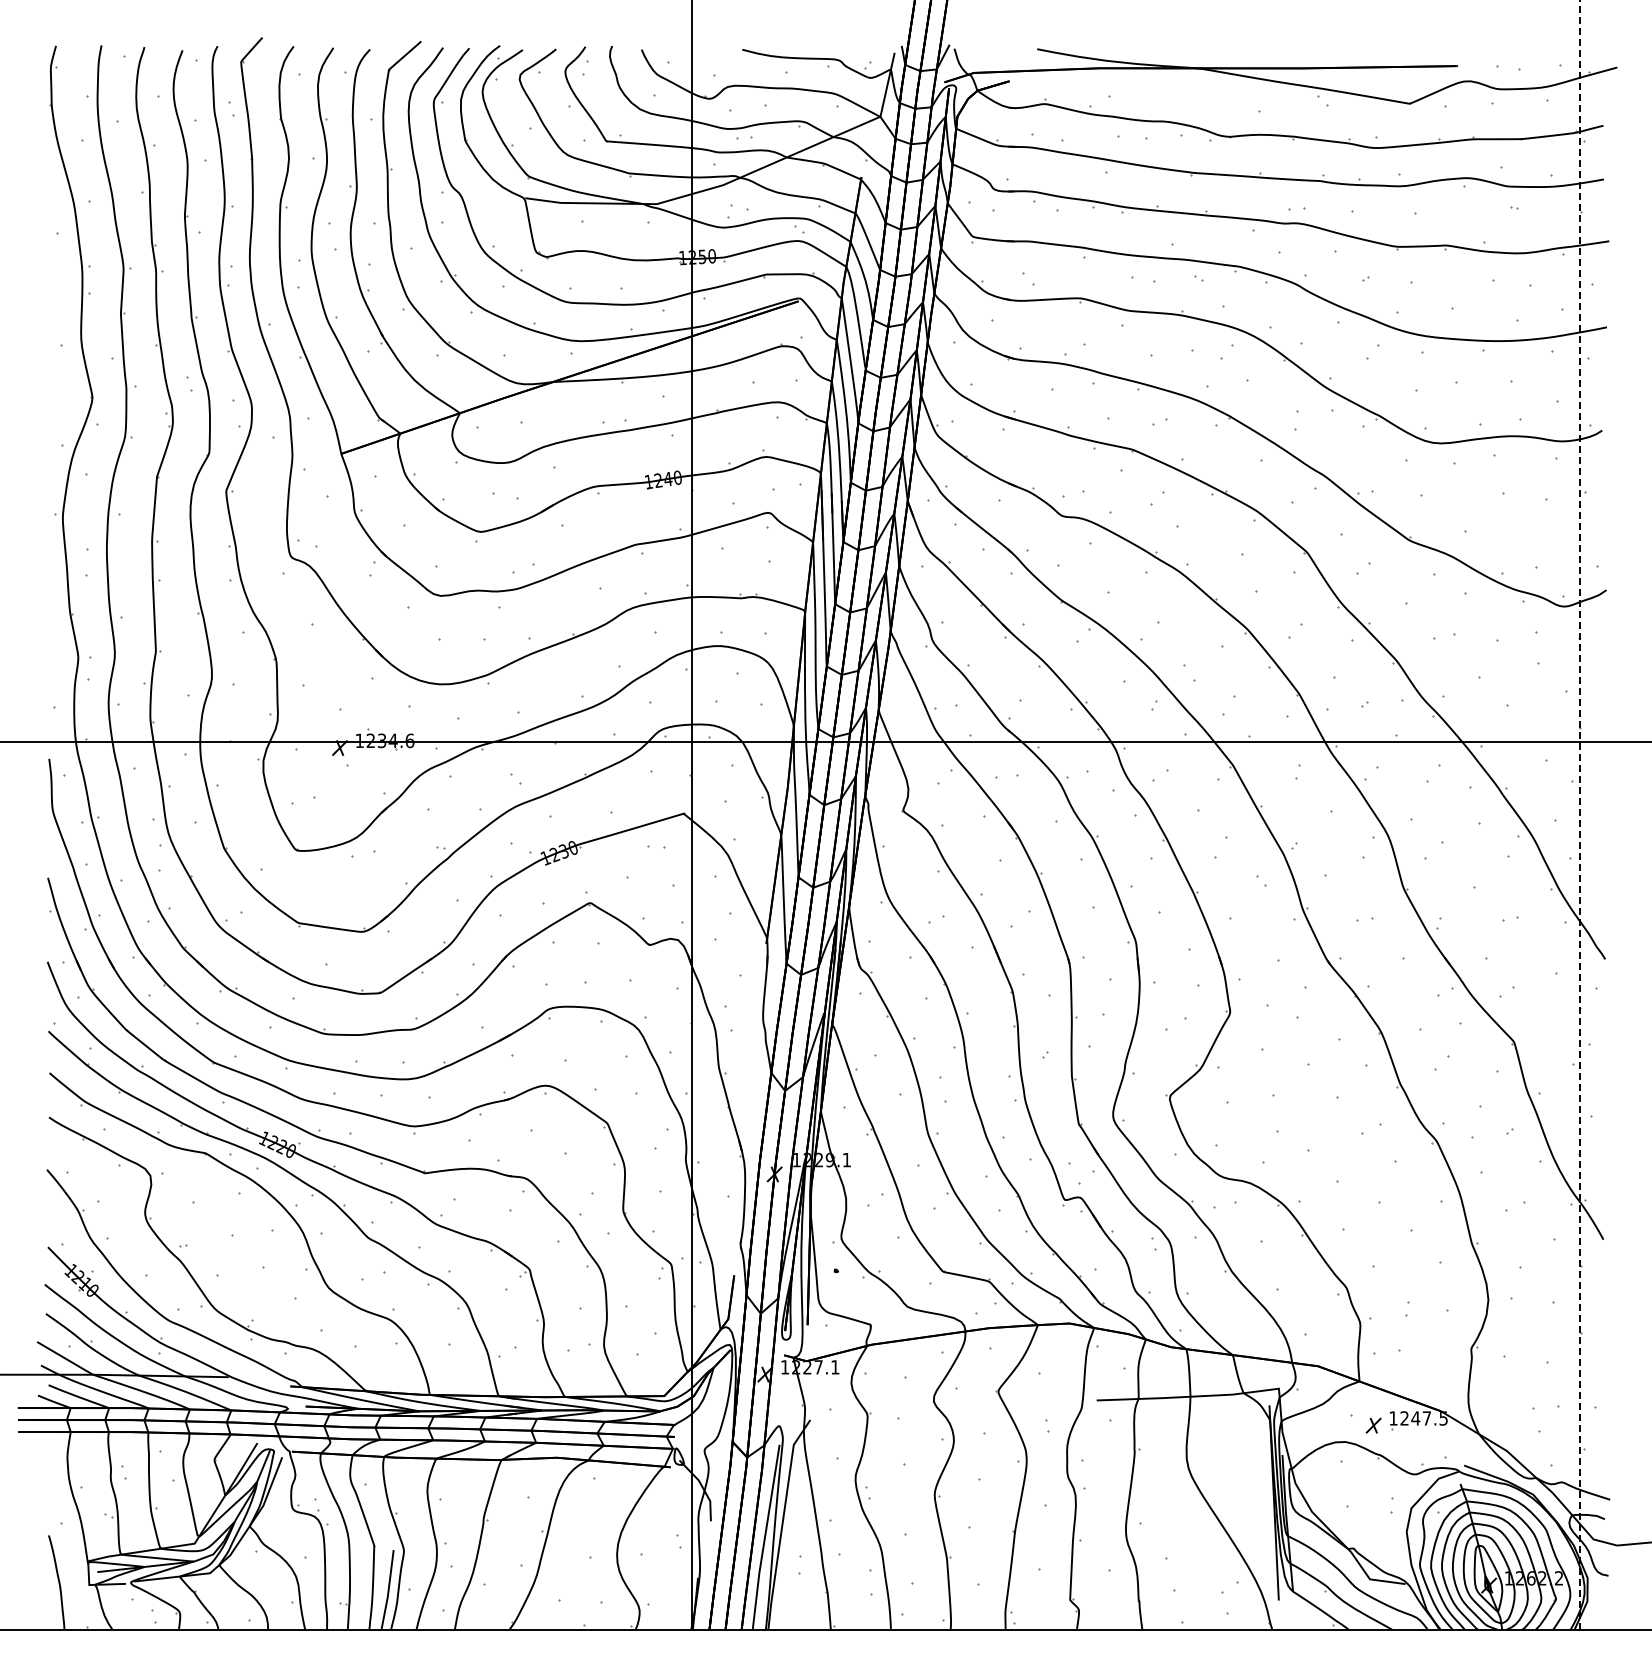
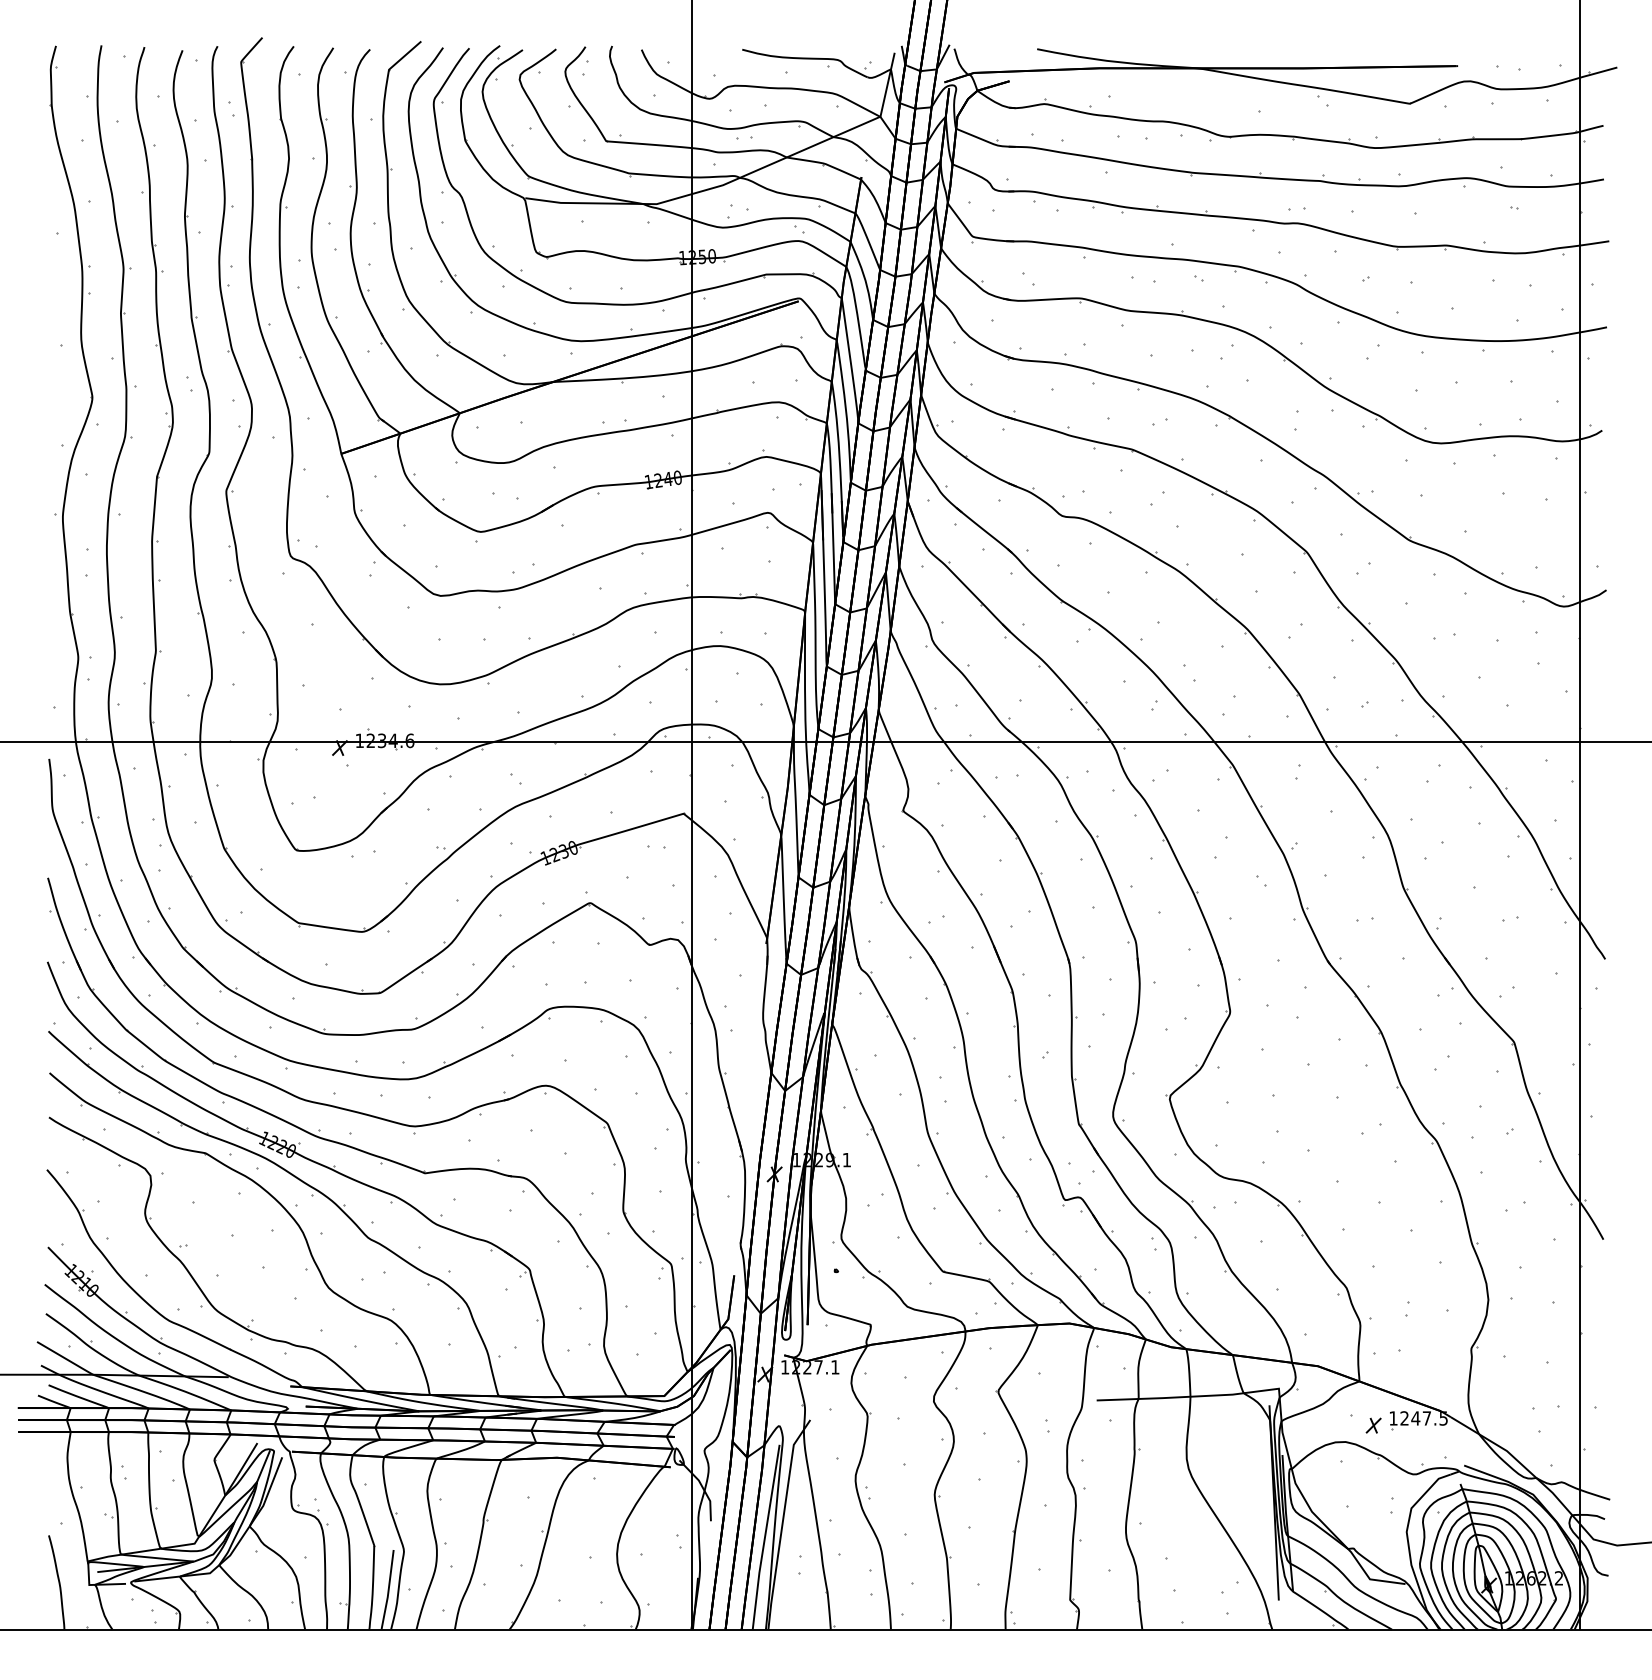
line: dashed -> solid (1580, 815)
